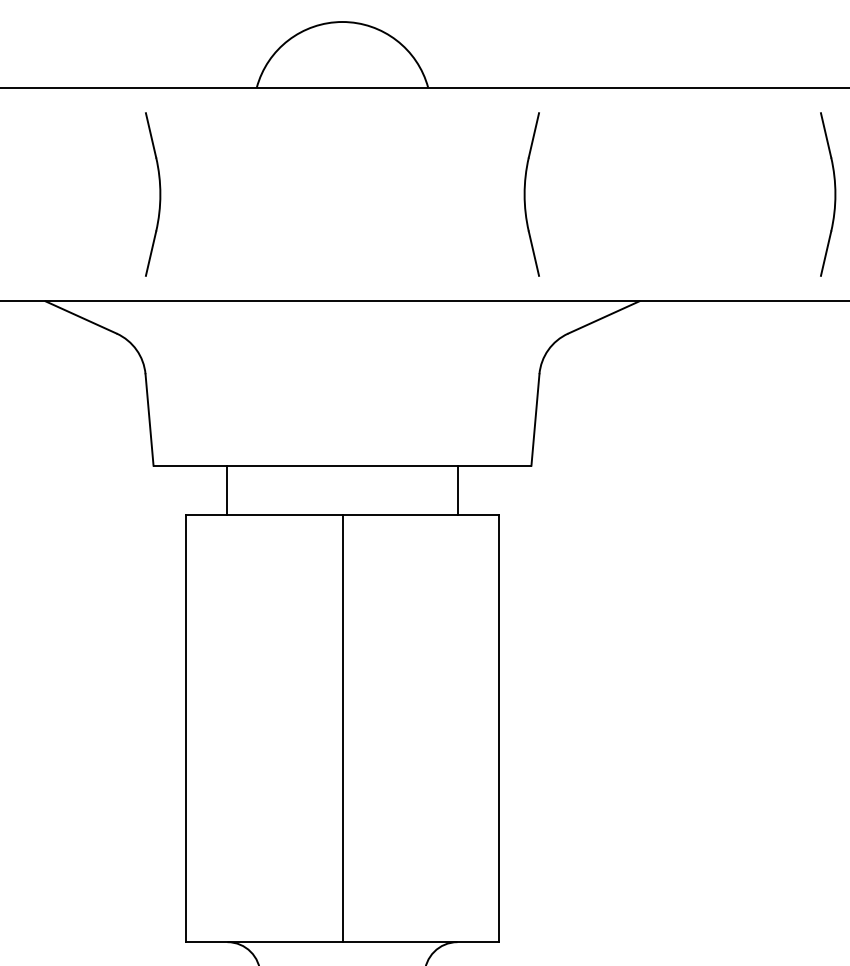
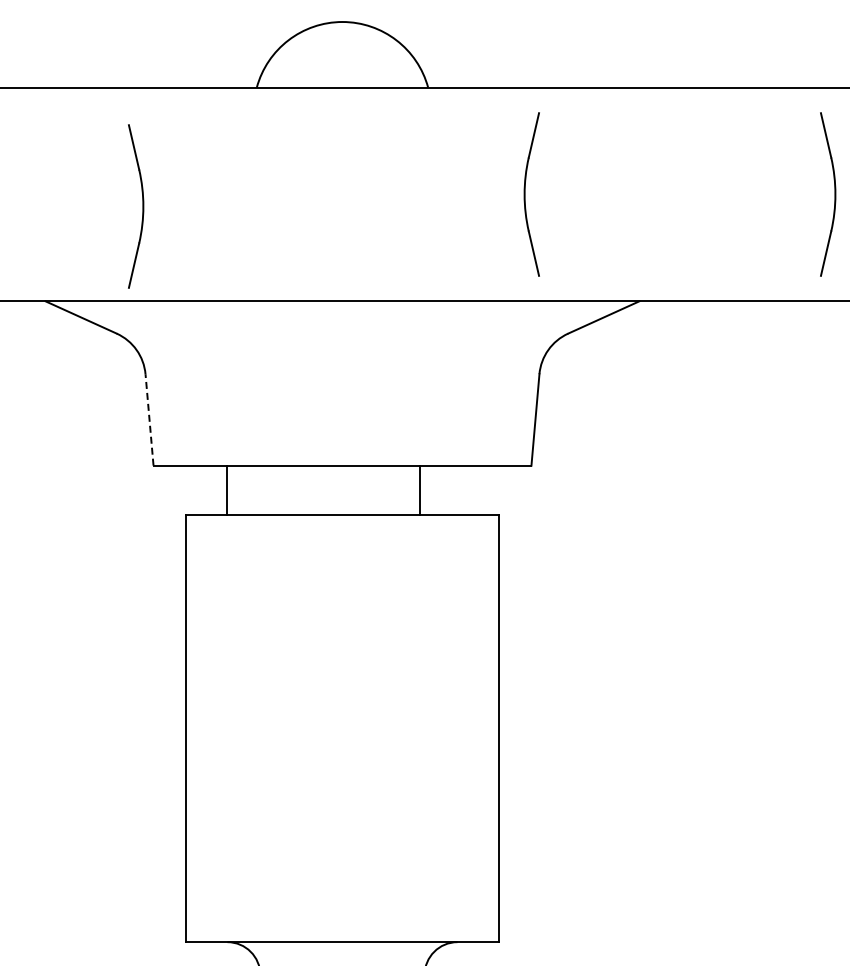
part position: (153, 194) -> (136, 206) (136, 206)
line: solid -> dashed (149, 419)
line position: (457, 489) -> (419, 489) (419, 489)
line: present -> none (342, 728)
